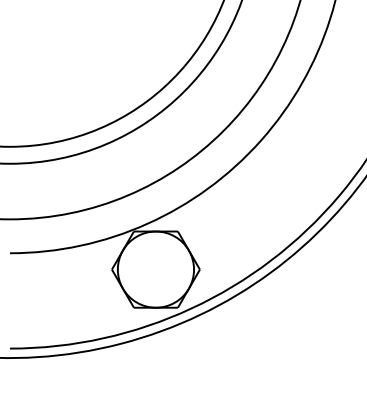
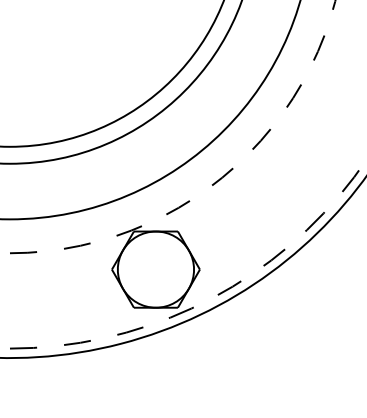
arc: solid -> dashed (216, 182)
arc: solid -> dashed (212, 298)
